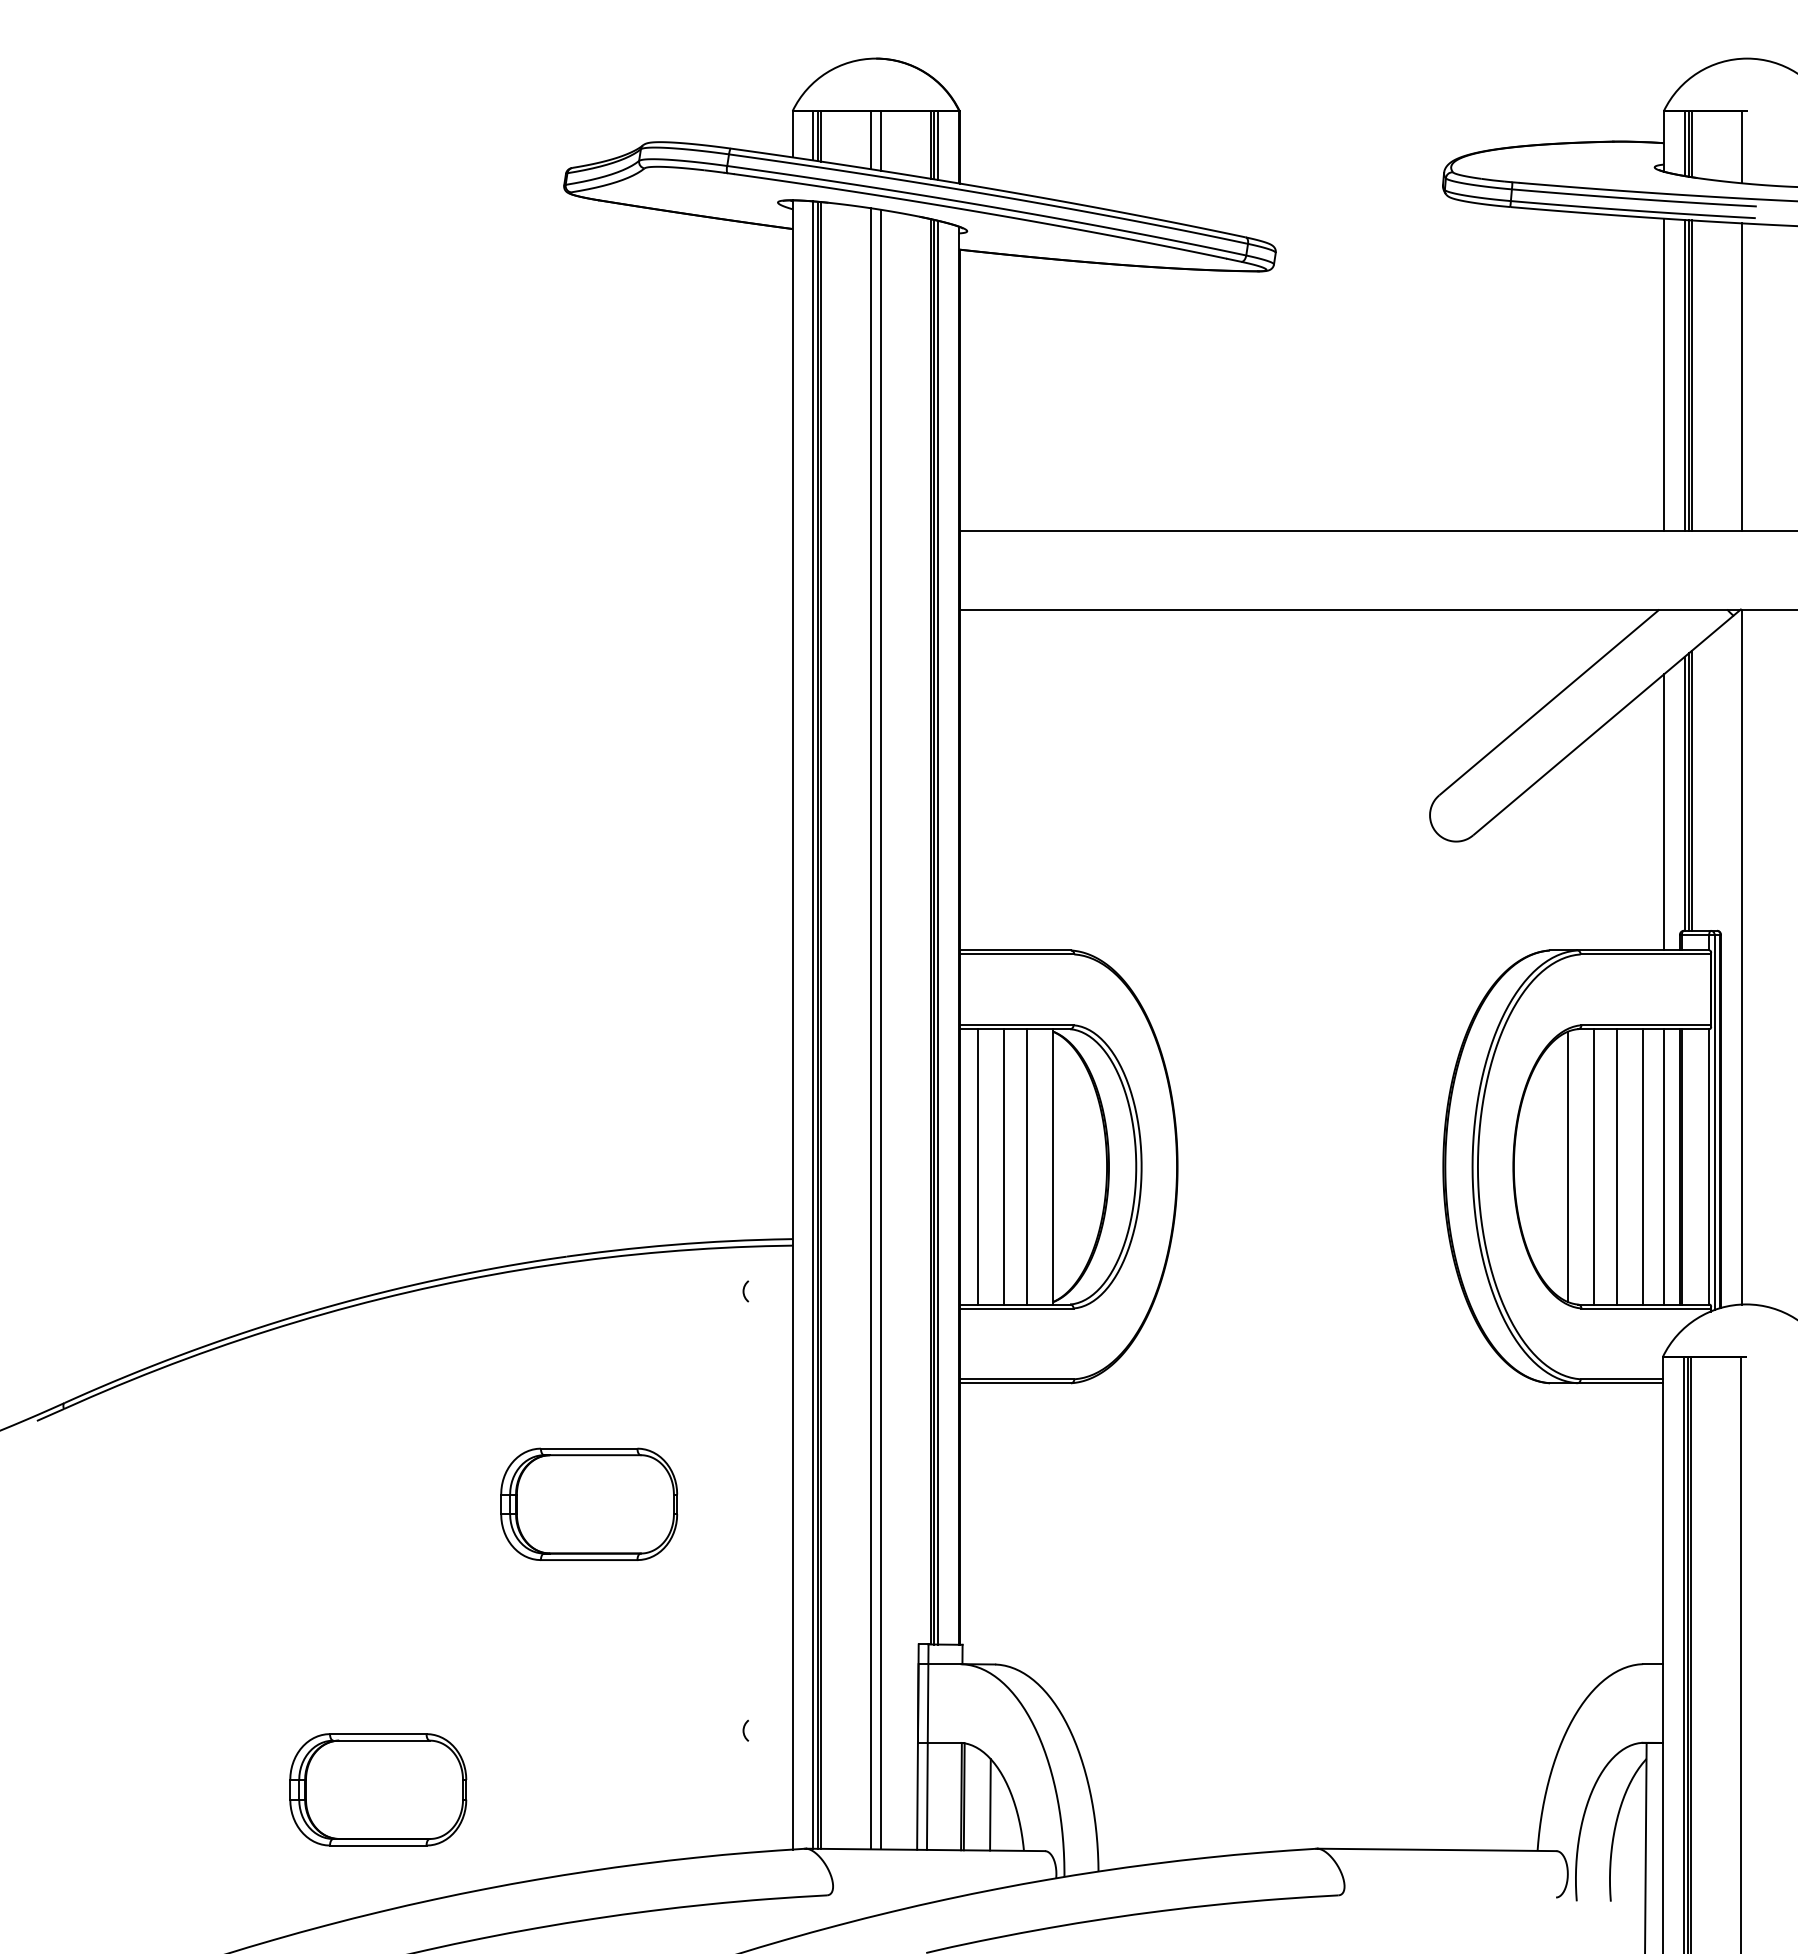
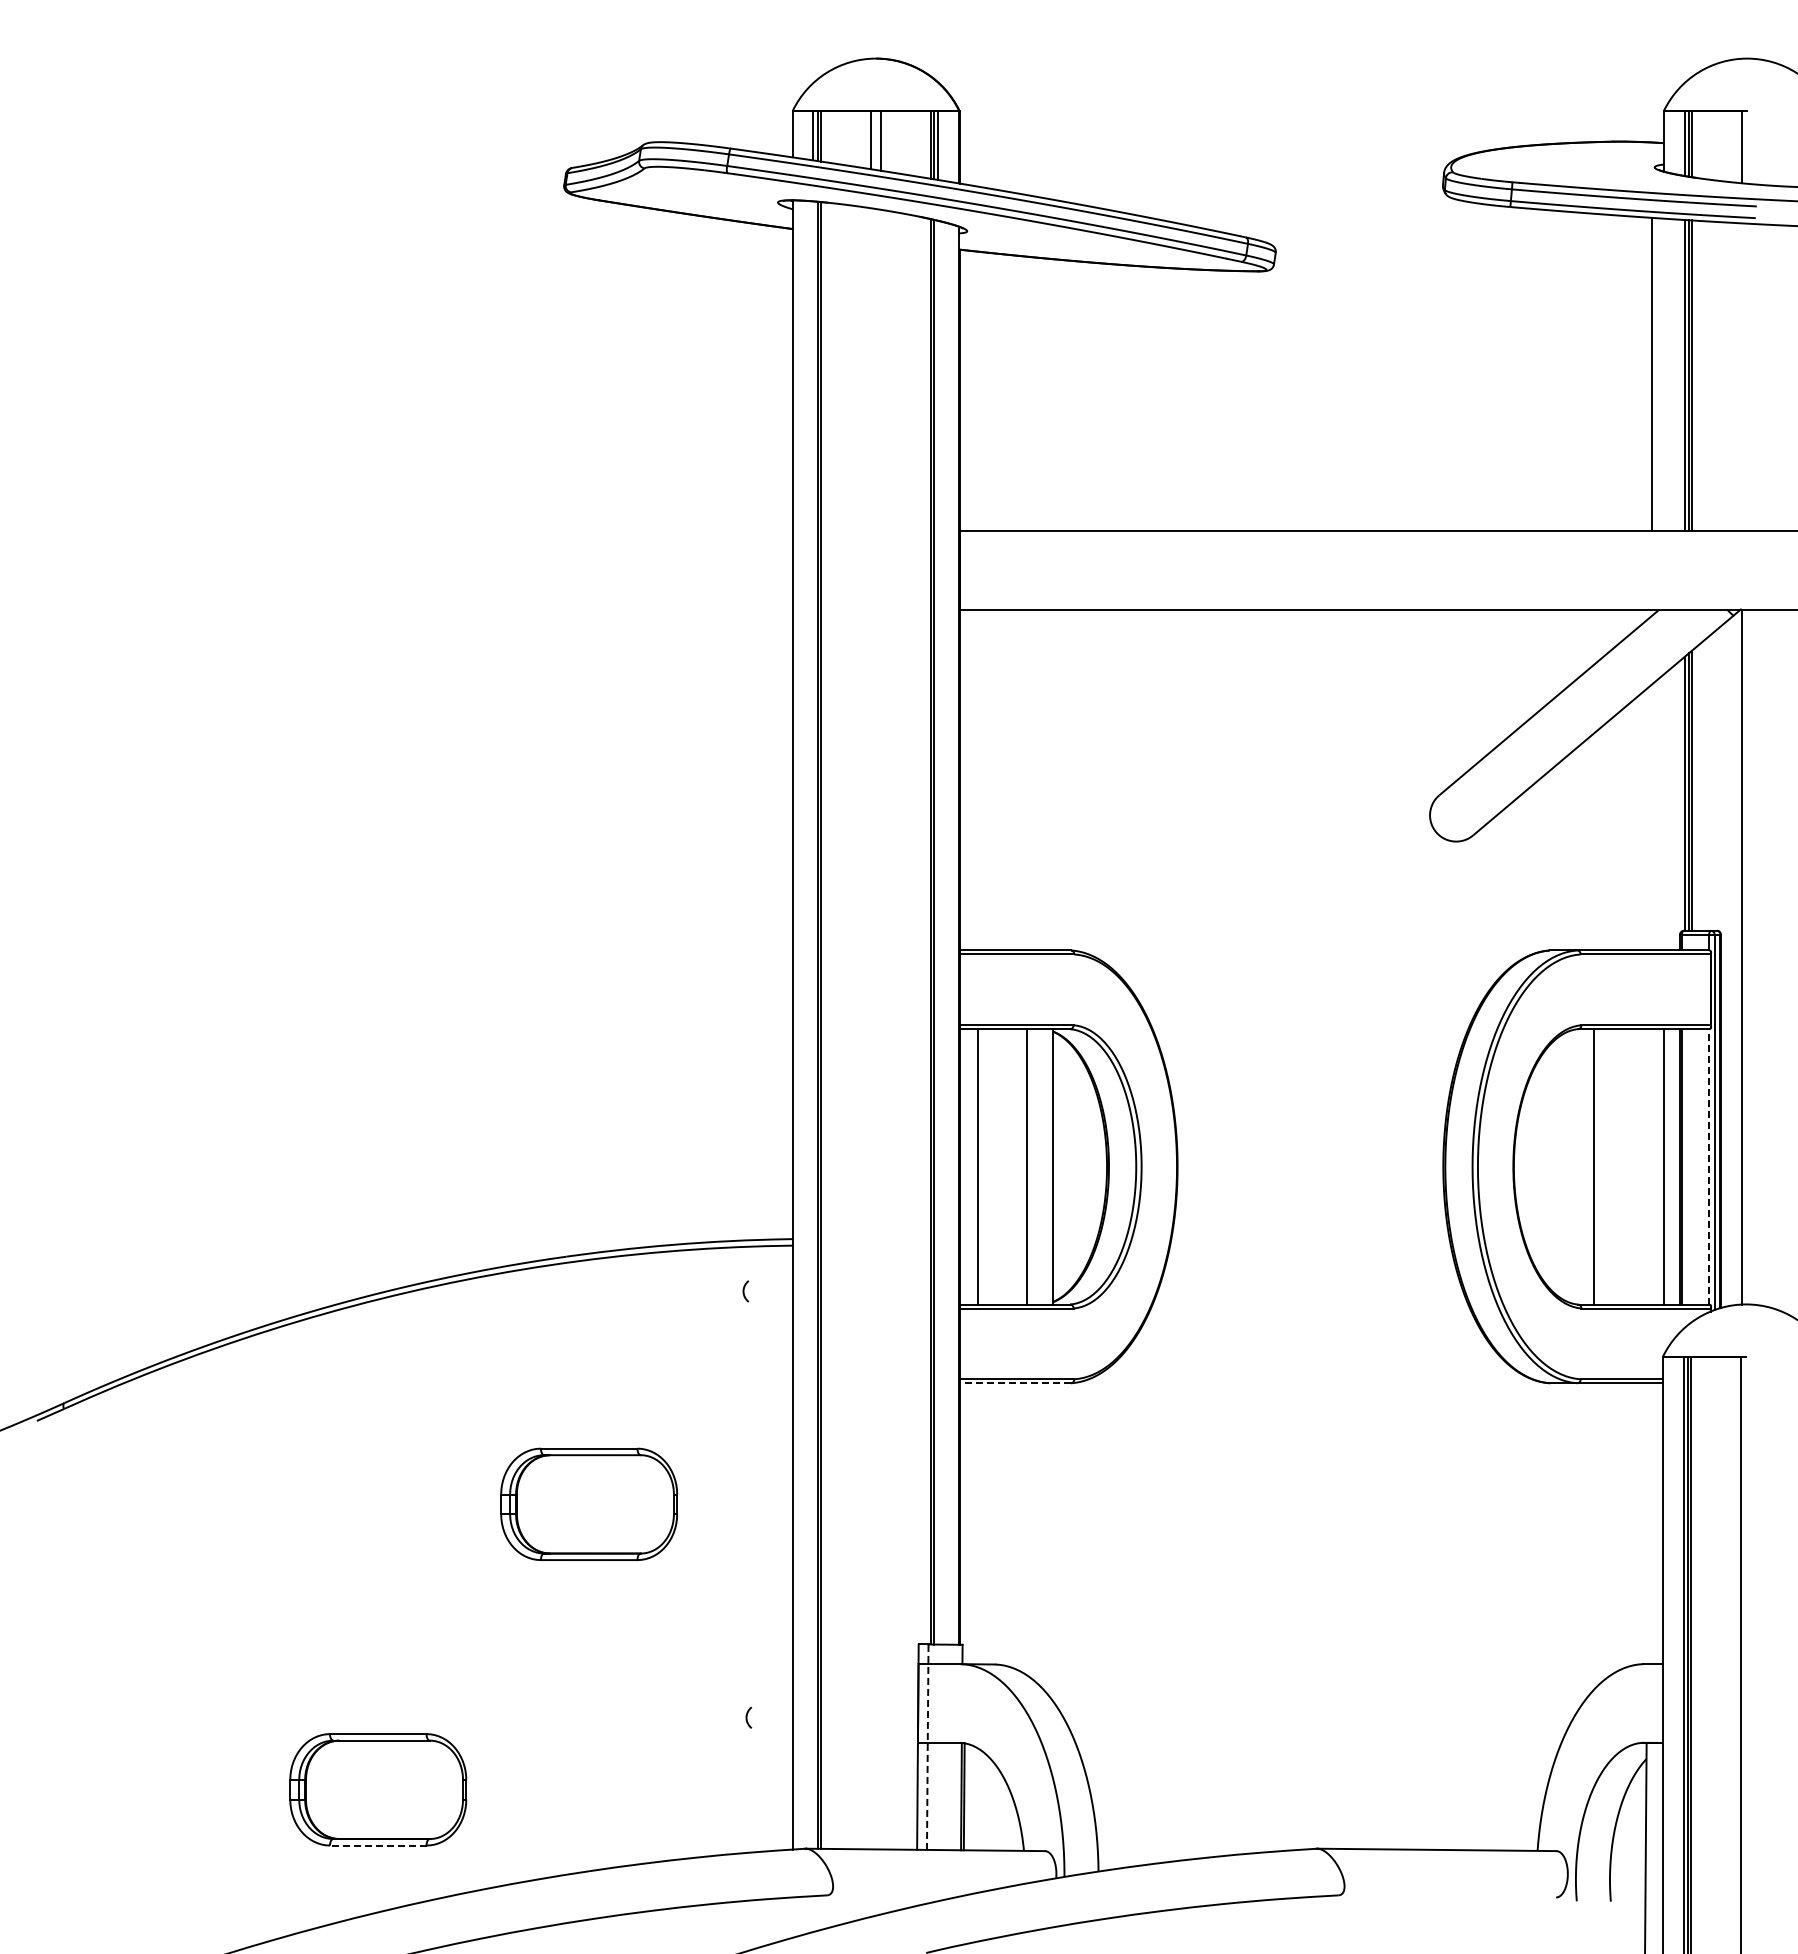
line position: (1664, 374) -> (1652, 374) (1652, 374)
line: present -> none (1741, 376)
line: present -> none (1664, 812)
line: present -> none (938, 932)
line: present -> none (813, 1024)
line: present -> none (870, 1028)
line: present -> none (881, 1029)
line: present -> none (1004, 1166)
line: present -> none (1567, 1166)
line: present -> none (1616, 1166)
line: present -> none (1643, 1166)
line: solid -> dashed (1709, 1166)
line: solid -> dashed (1015, 1383)
arc position: (744, 1730) -> (747, 1717) (747, 1717)
line: solid -> dashed (927, 1747)
line: present -> none (990, 1804)
line: solid -> dashed (377, 1845)
